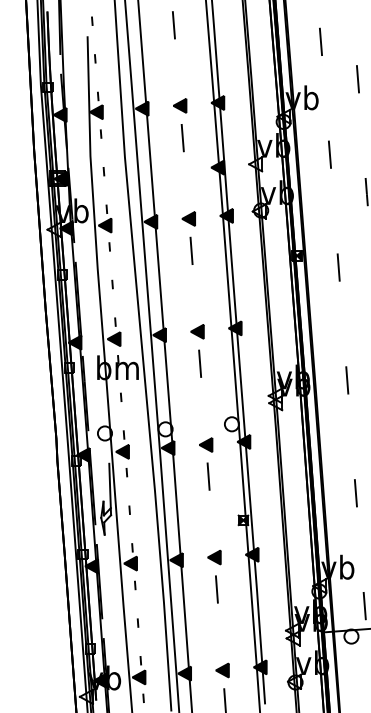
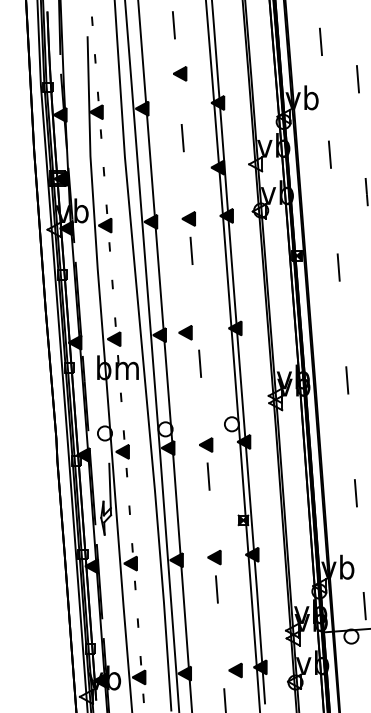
part position: (180, 105) -> (180, 73) (180, 73)
part position: (197, 331) -> (185, 332) (185, 332)
part position: (222, 670) -> (235, 670) (235, 670)
